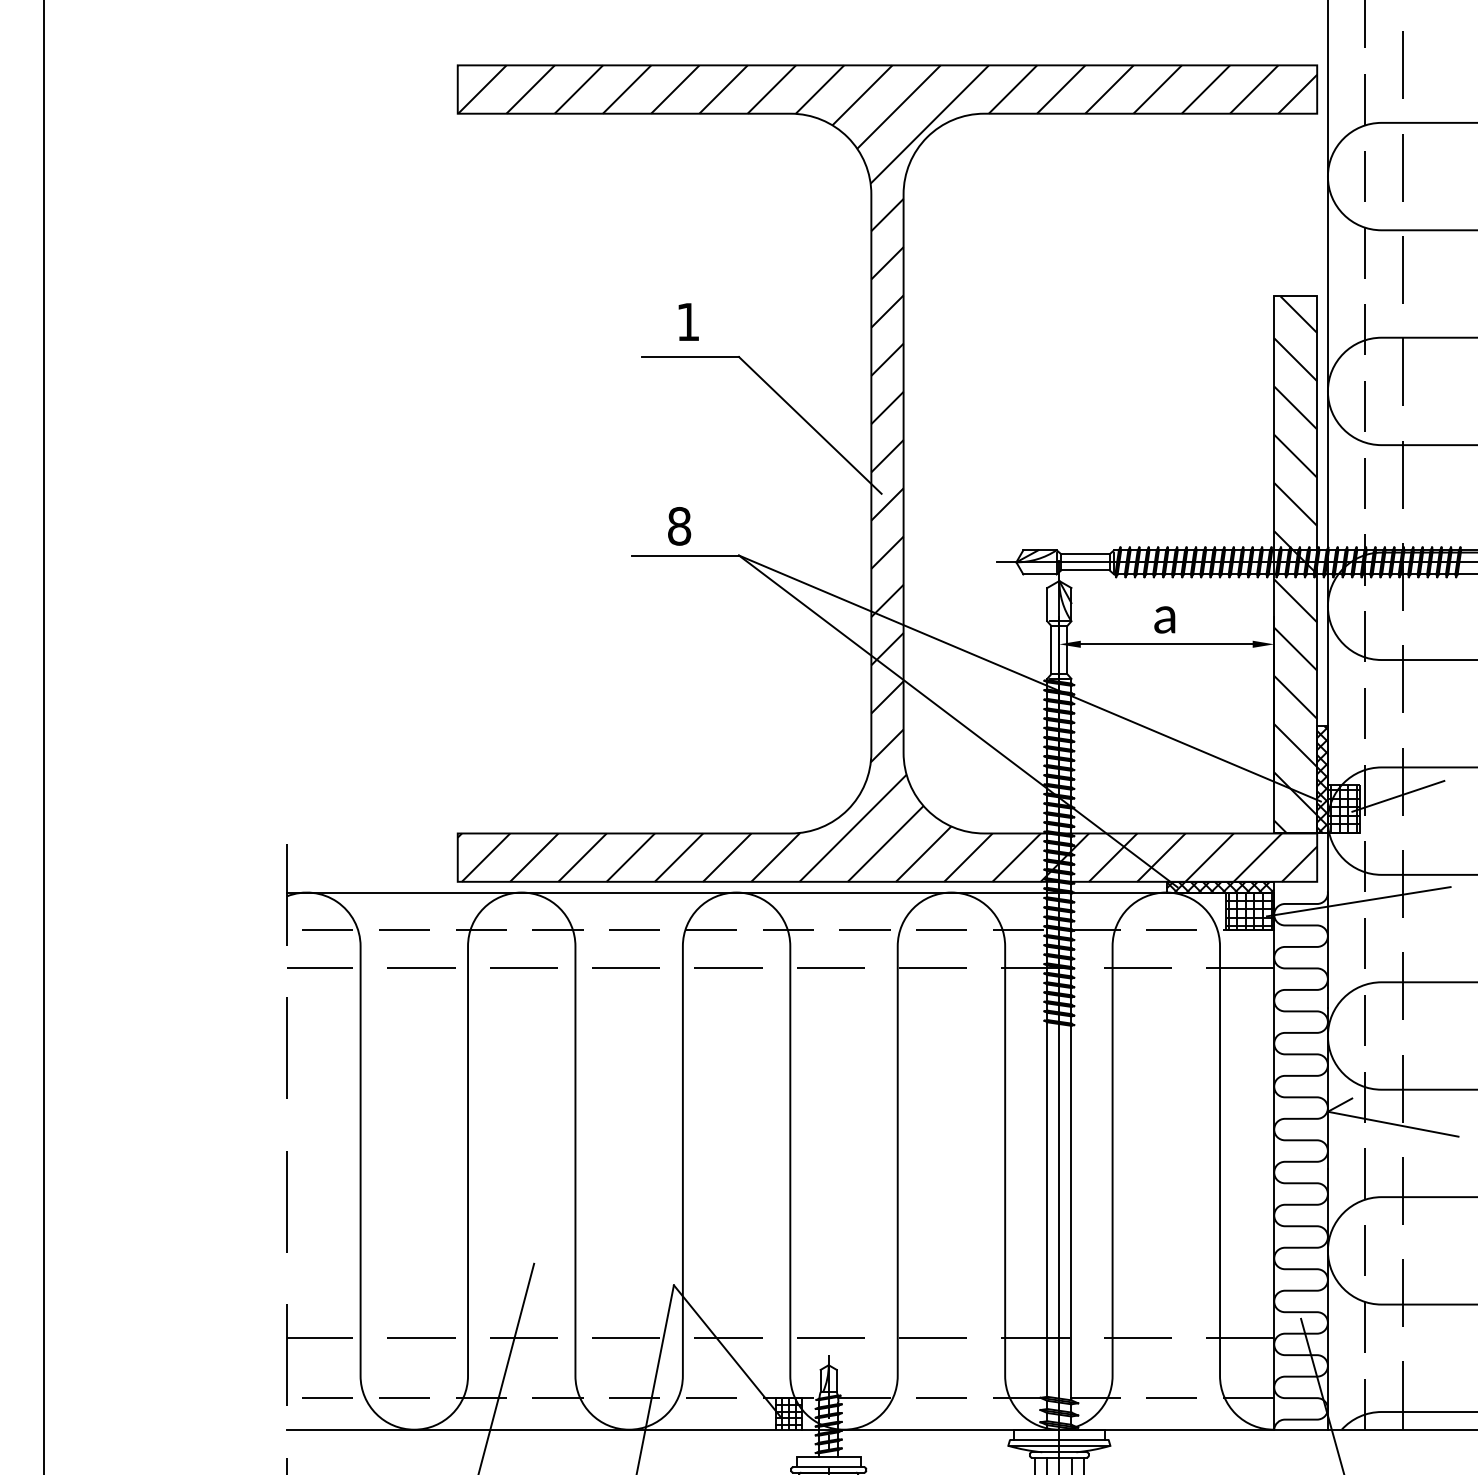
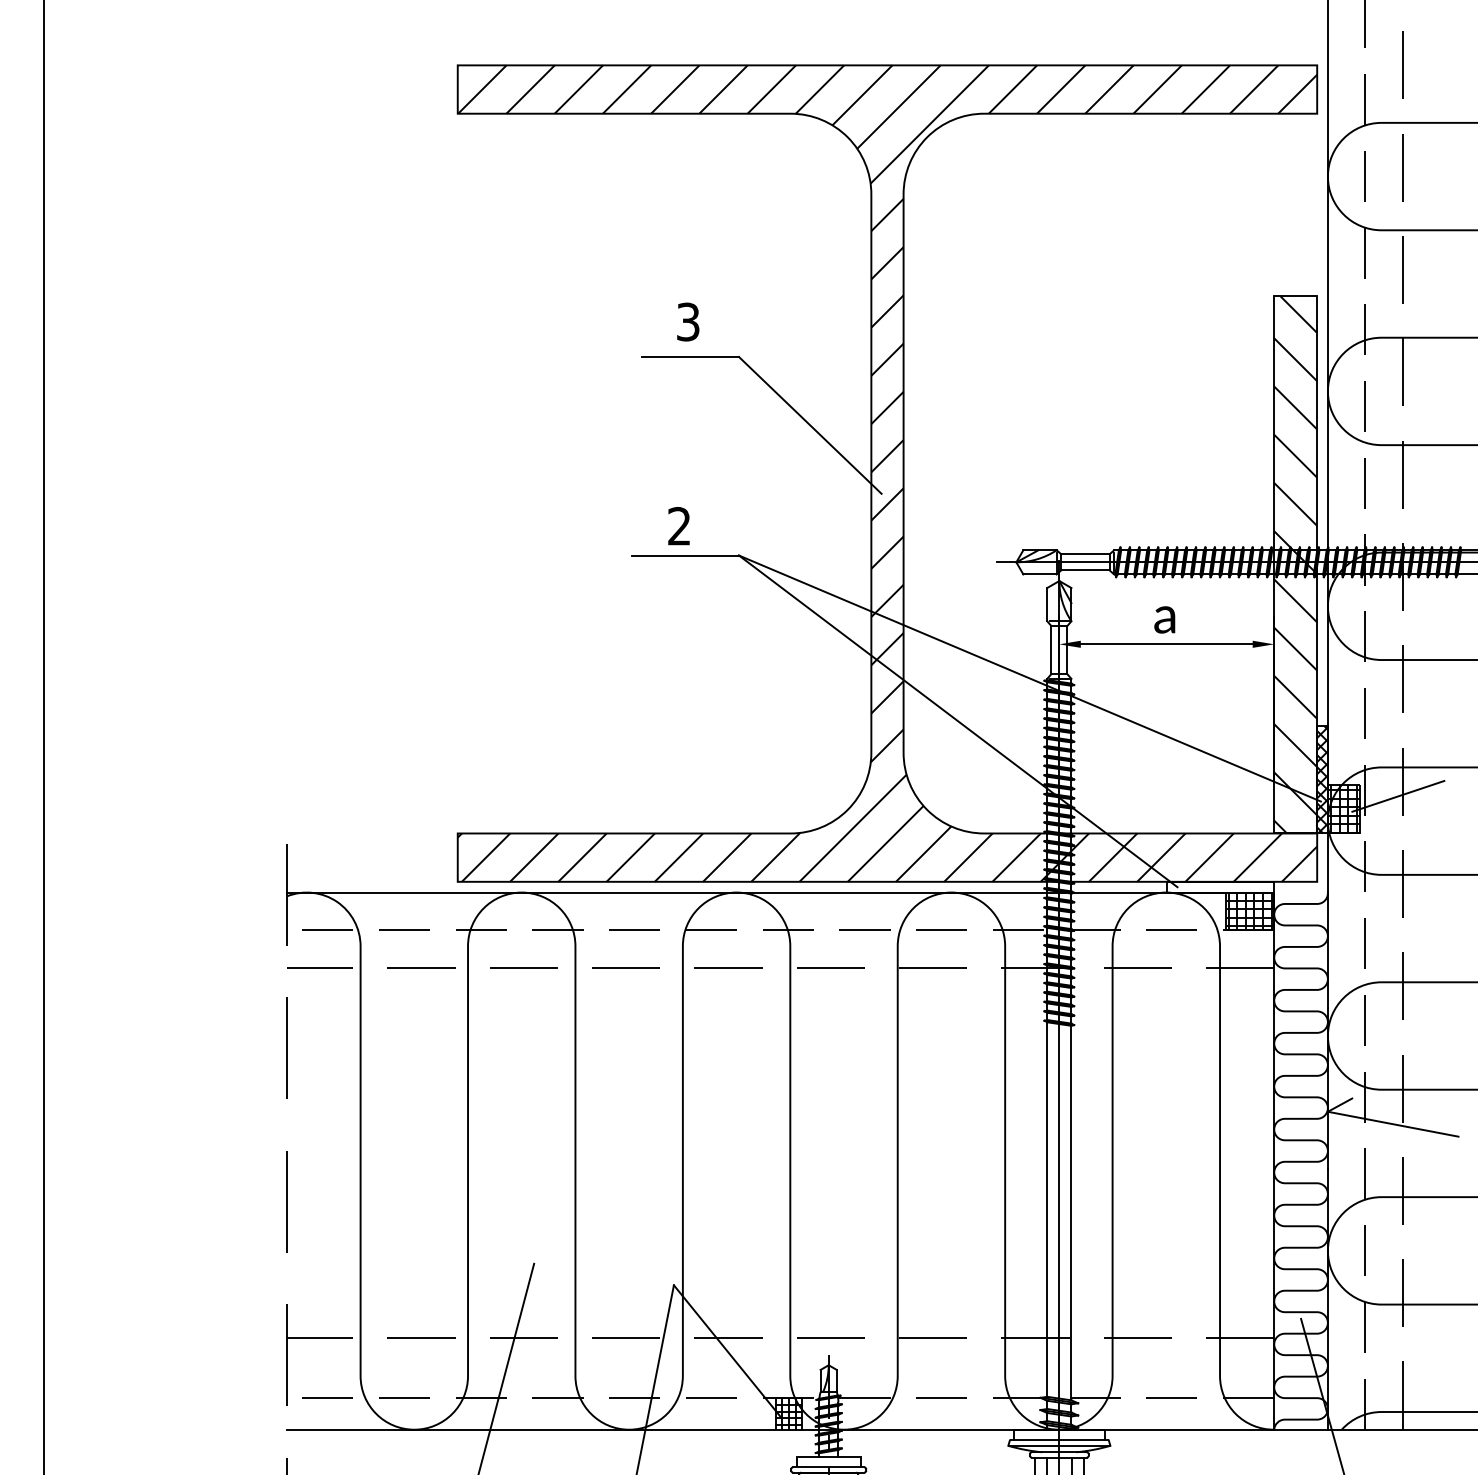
text: 1 -> 3 (688, 321)
text: 8 -> 2 (679, 526)
hatch: present -> none (1220, 886)
line: present -> none (1358, 901)
